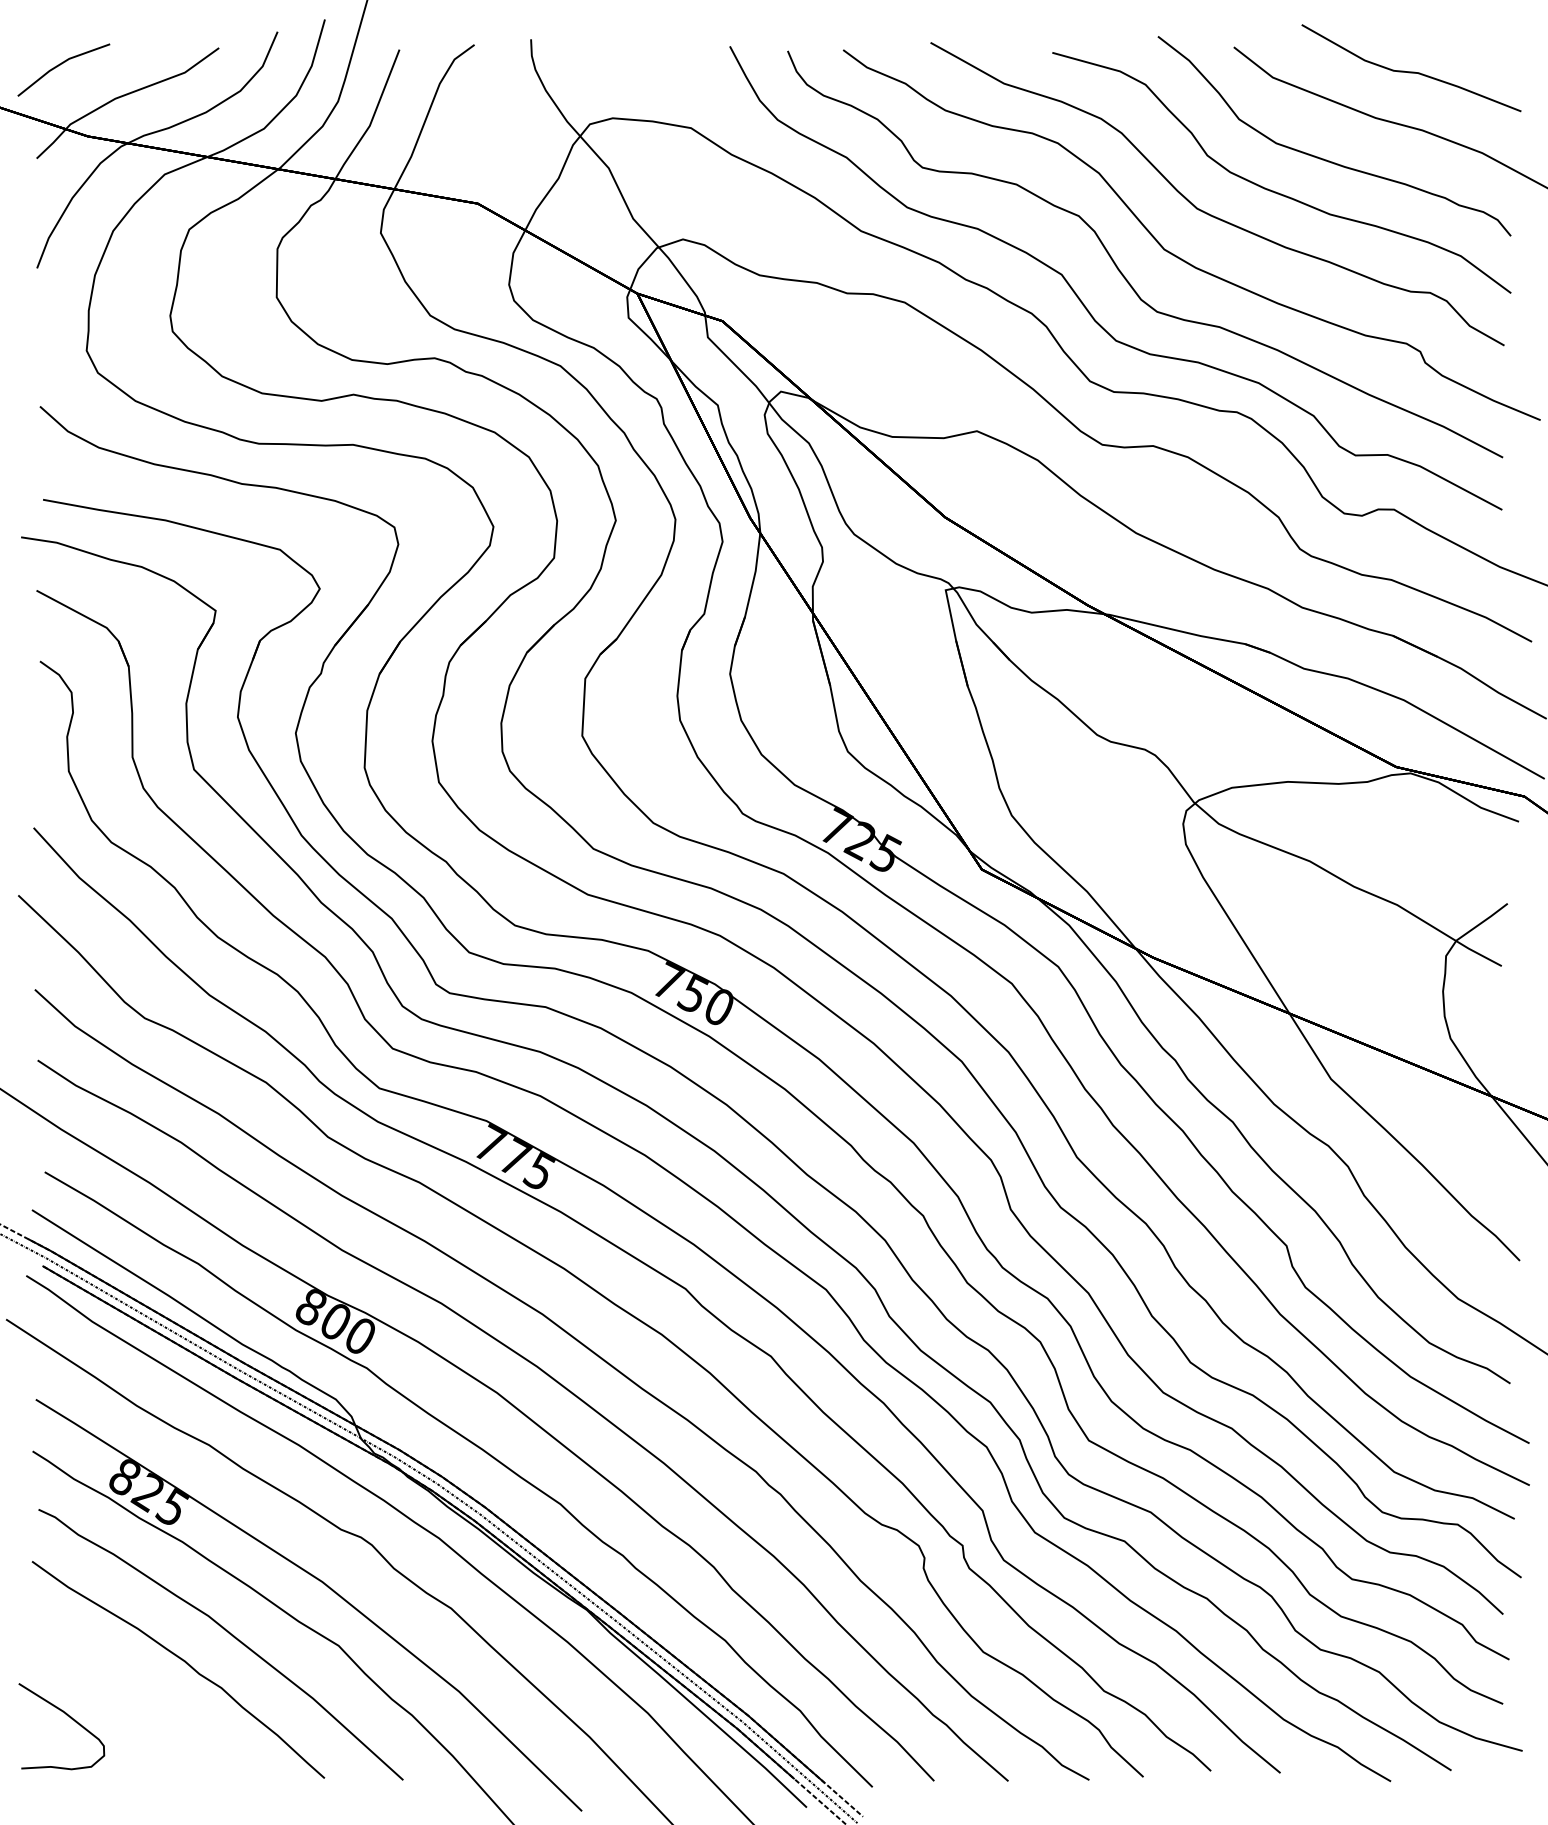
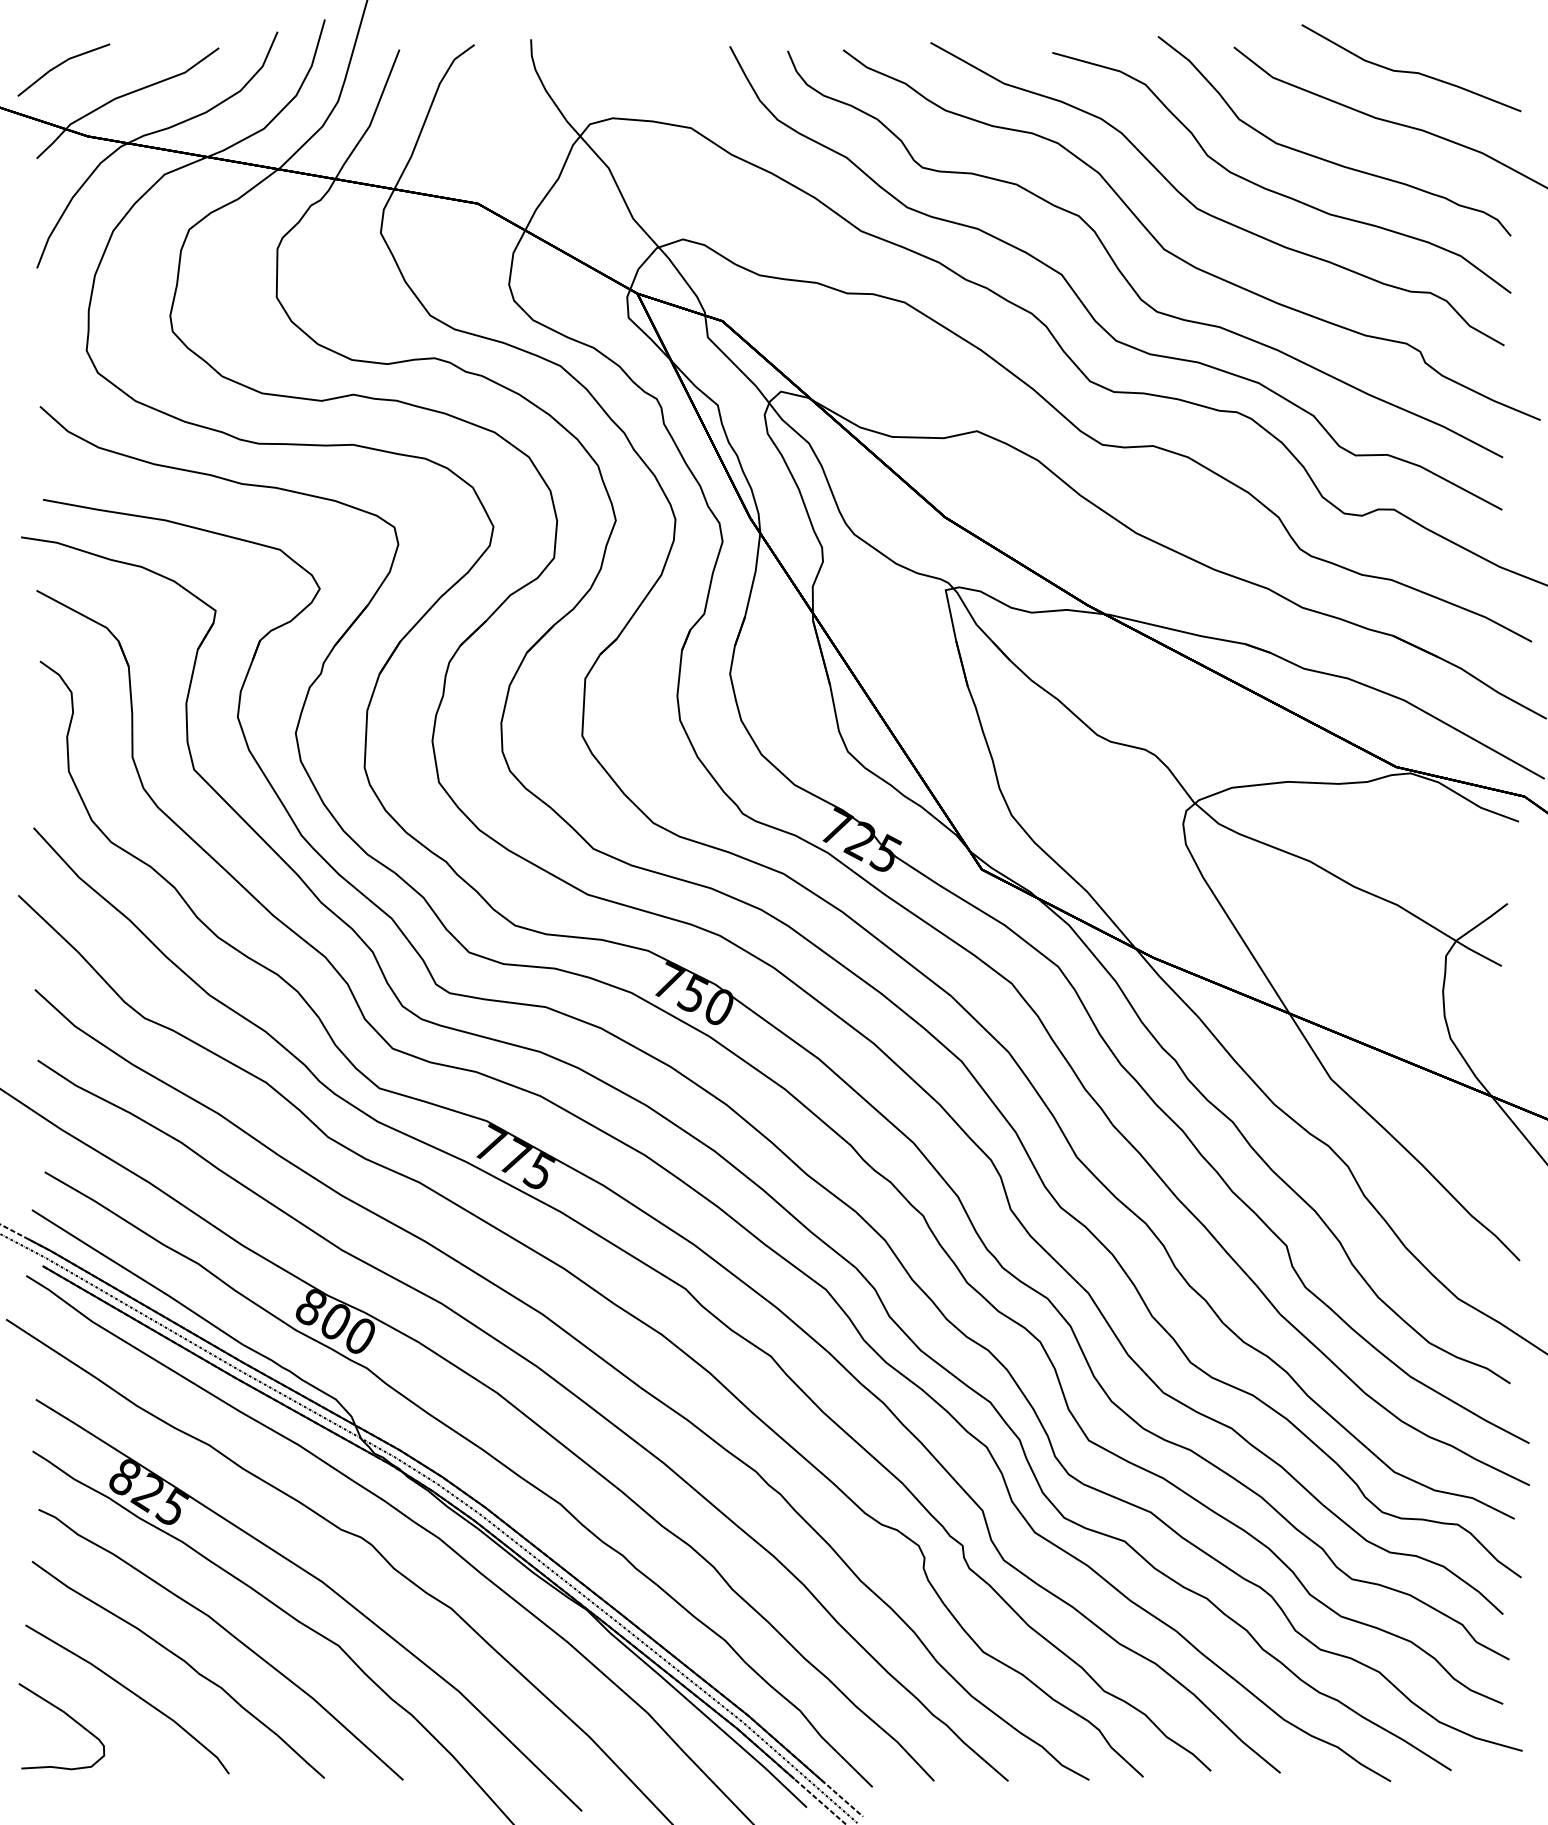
line: none -> present (130, 1692)
